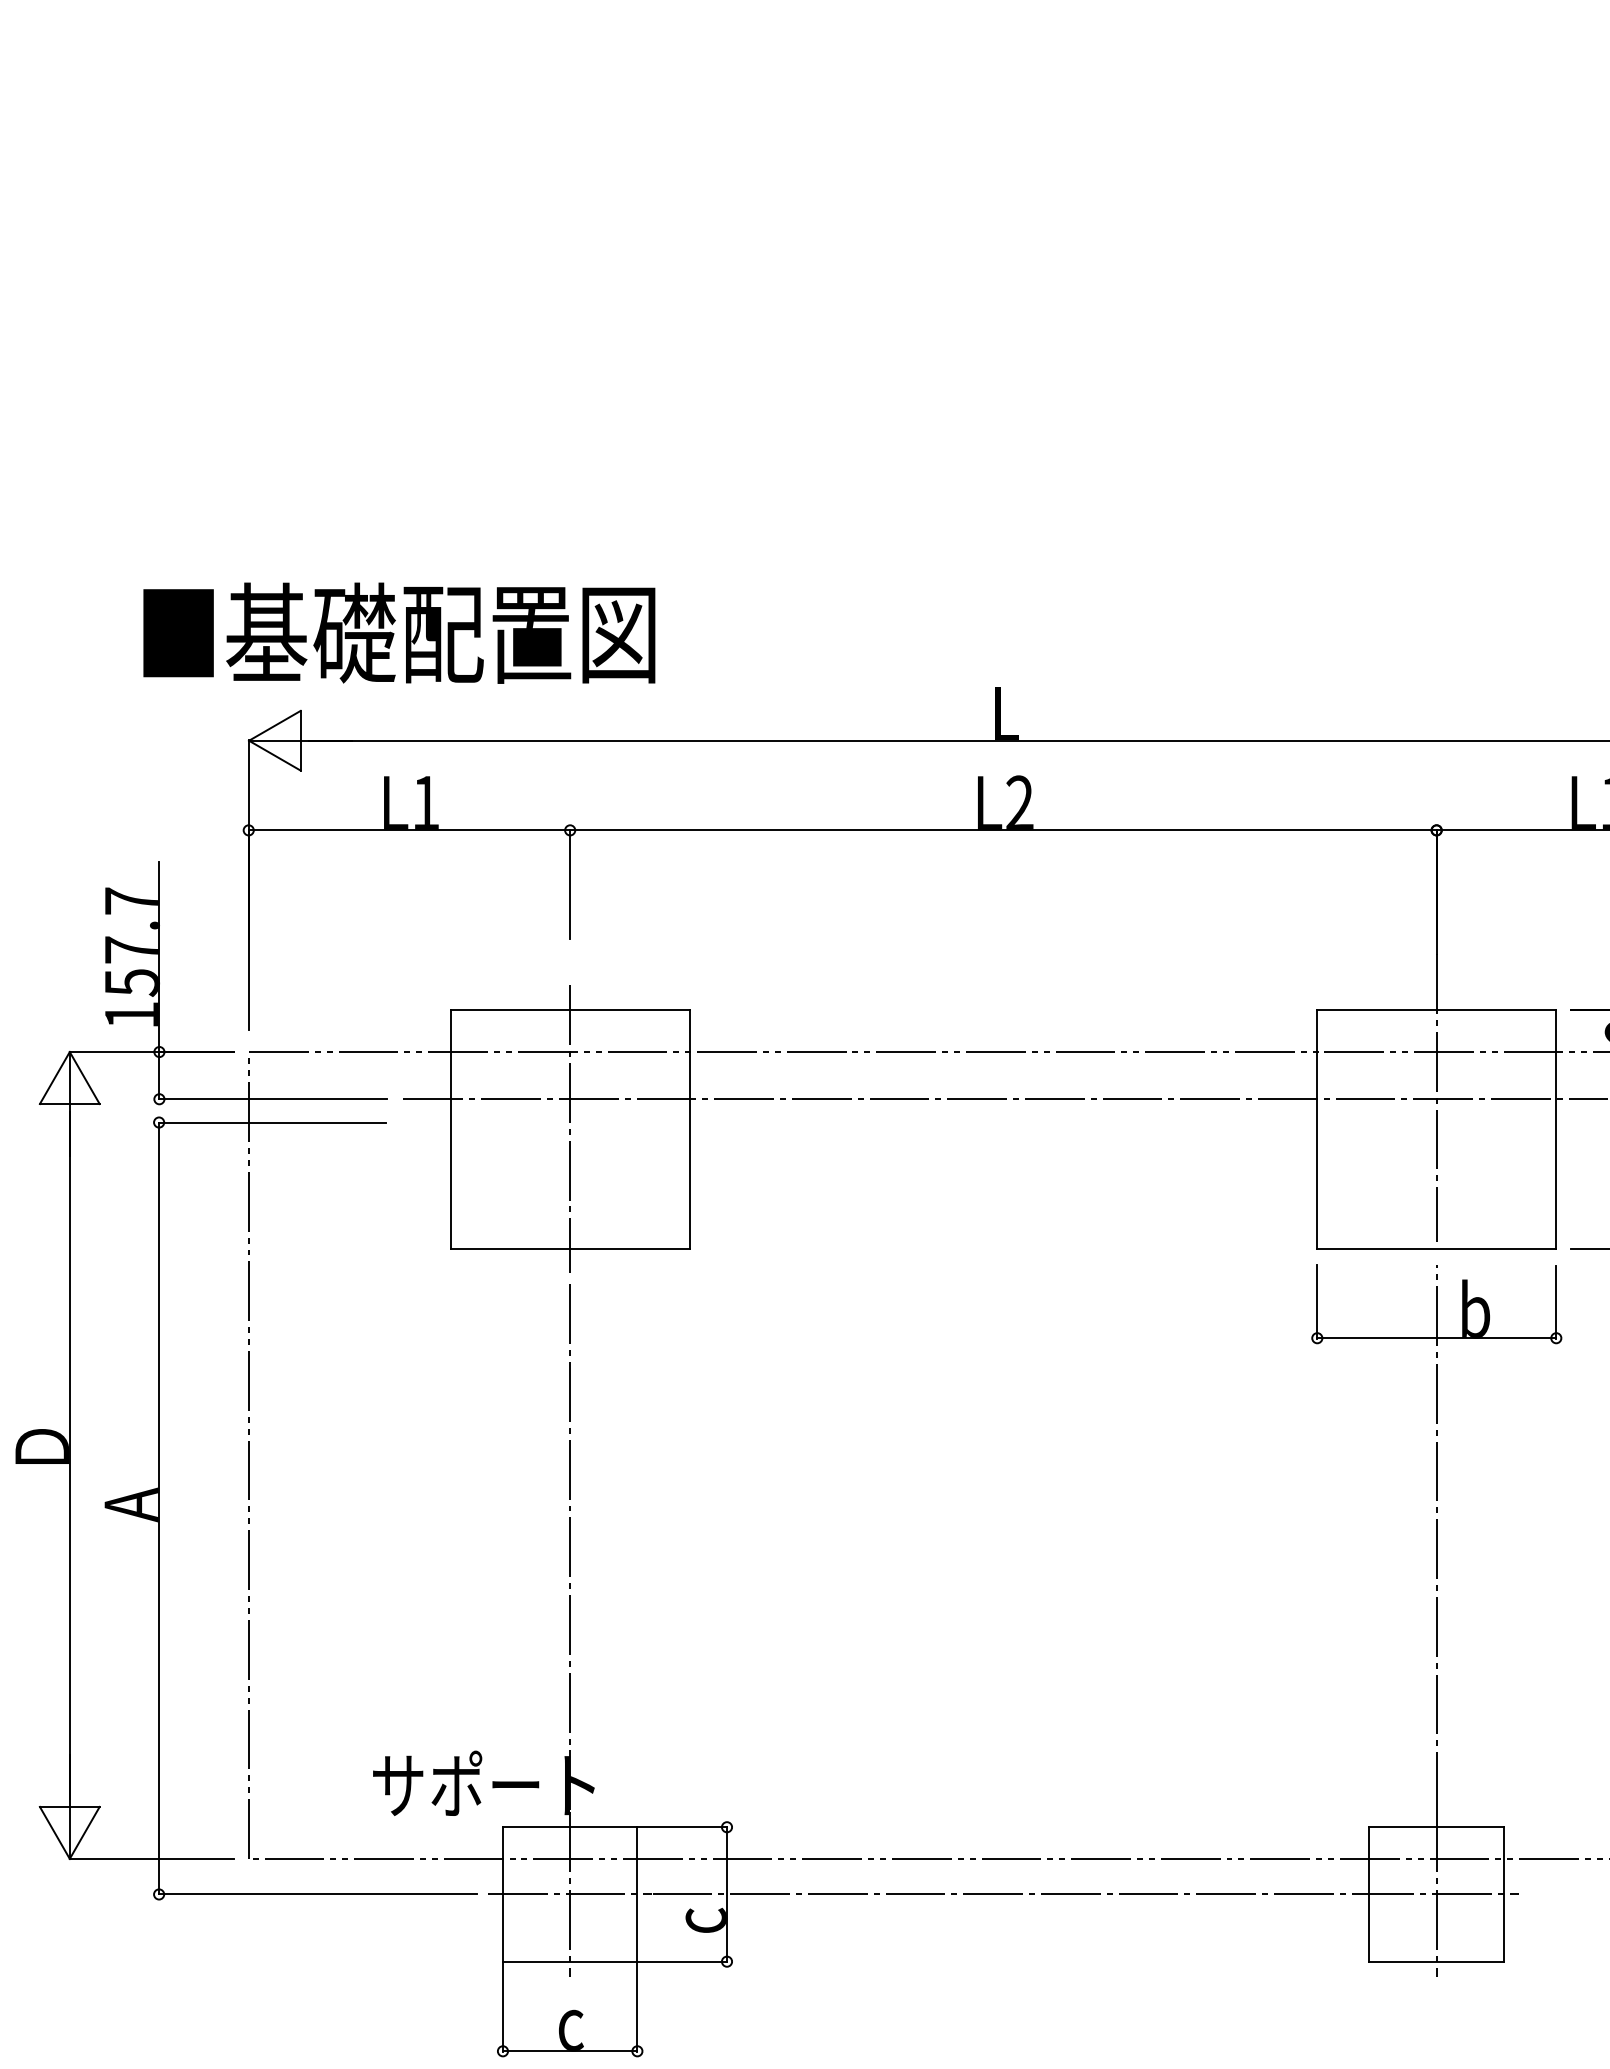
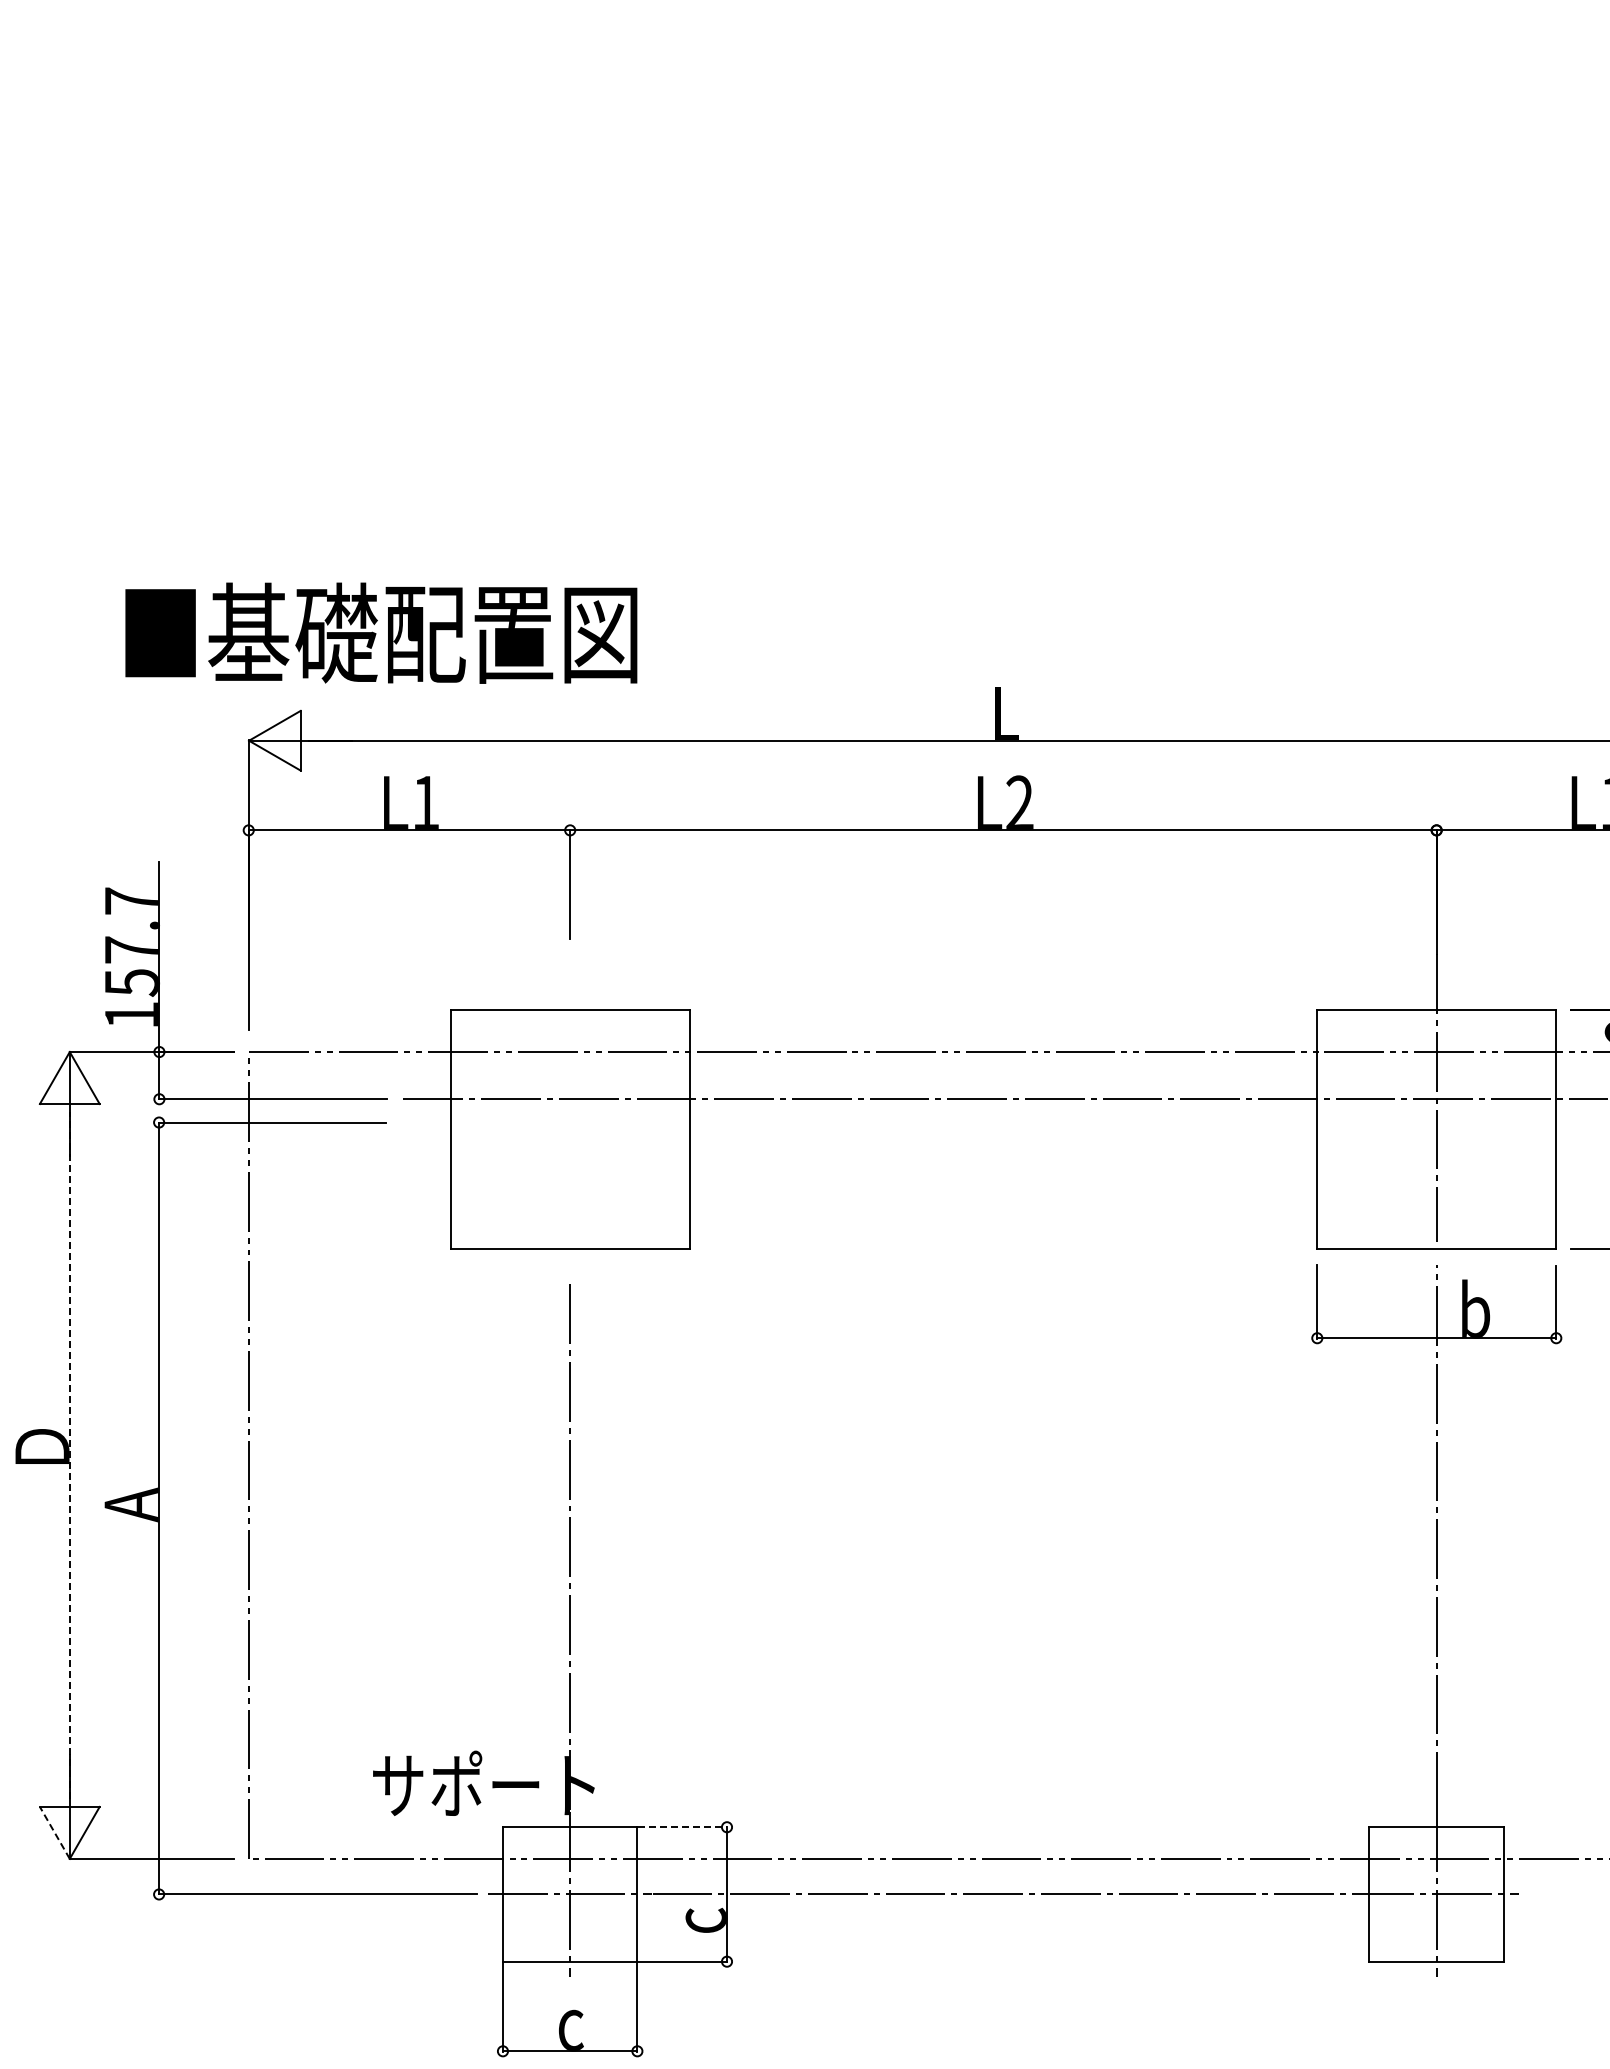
text position: (399, 632) -> (381, 632) (381, 632)
line: present -> none (570, 1128)
line: solid -> dashed (69, 1455)
line: solid -> dashed (682, 1827)
line: solid -> dashed (54, 1832)
